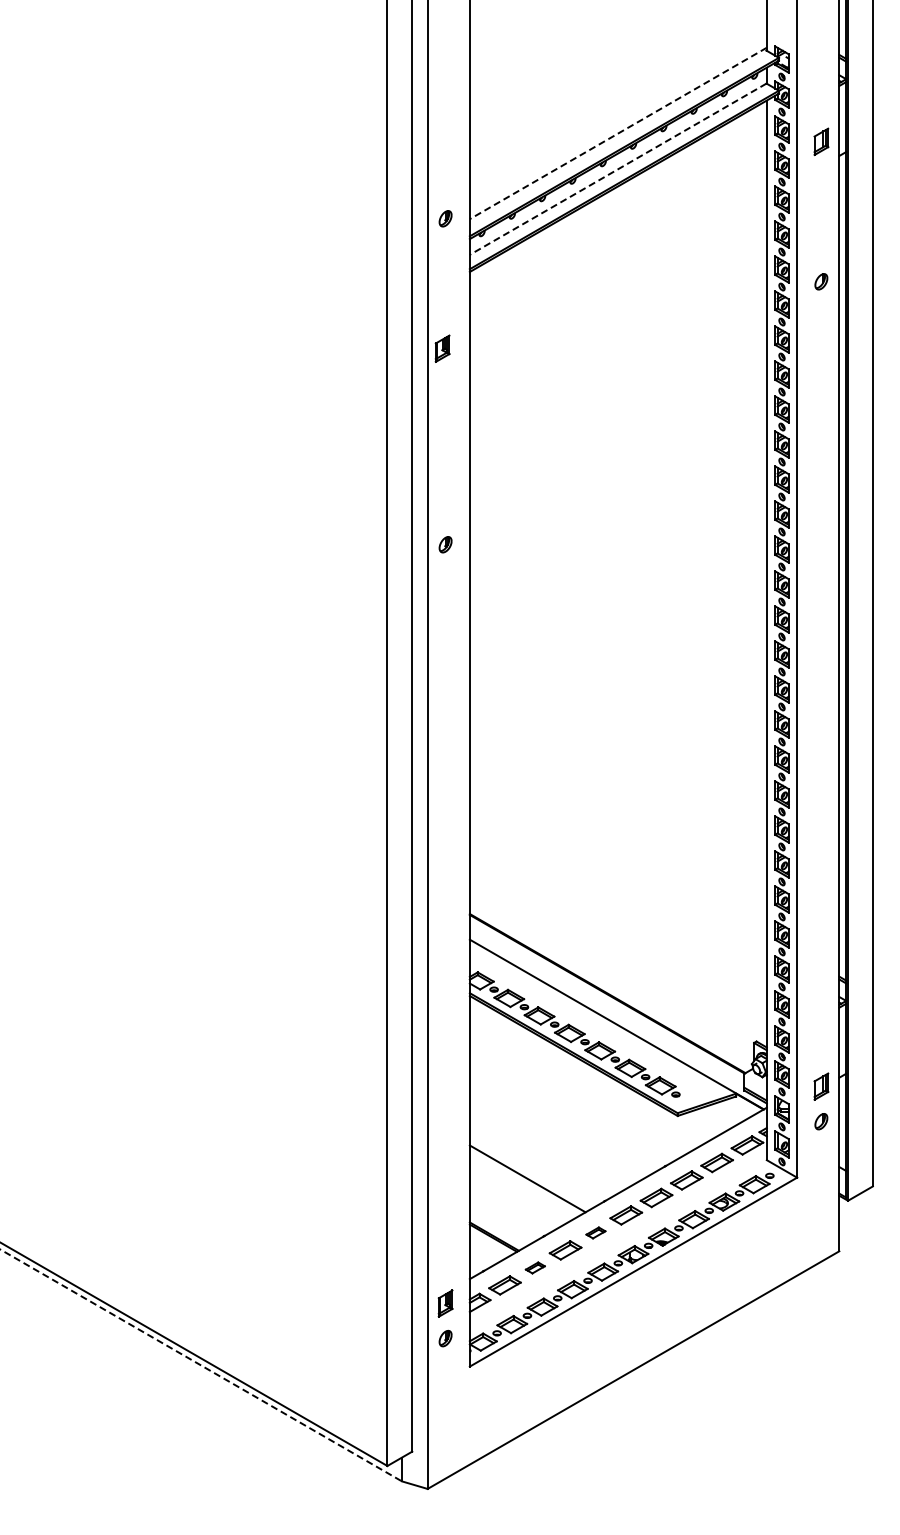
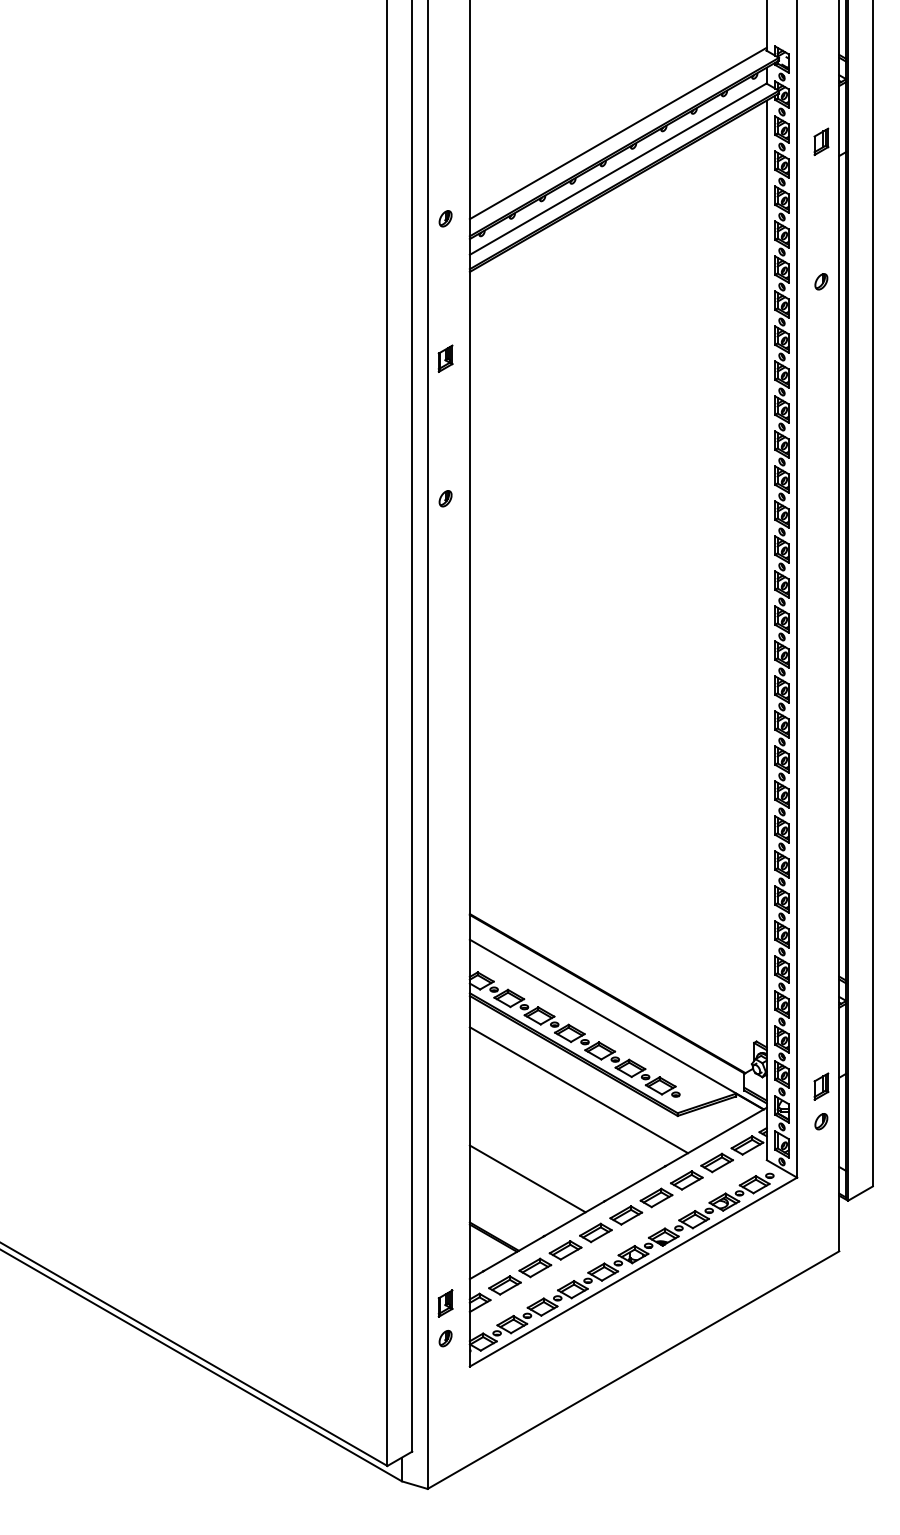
line: dashed -> solid (617, 133)
line: dashed -> solid (617, 169)
part position: (442, 348) -> (445, 358) (445, 358)
part position: (445, 544) -> (445, 498) (445, 498)
line: none -> present (578, 1090)
part size: 22x14 px -> 34x22 px (595, 1232)
part size: 22x14 px -> 35x22 px (535, 1267)
line: dashed -> solid (201, 1365)
